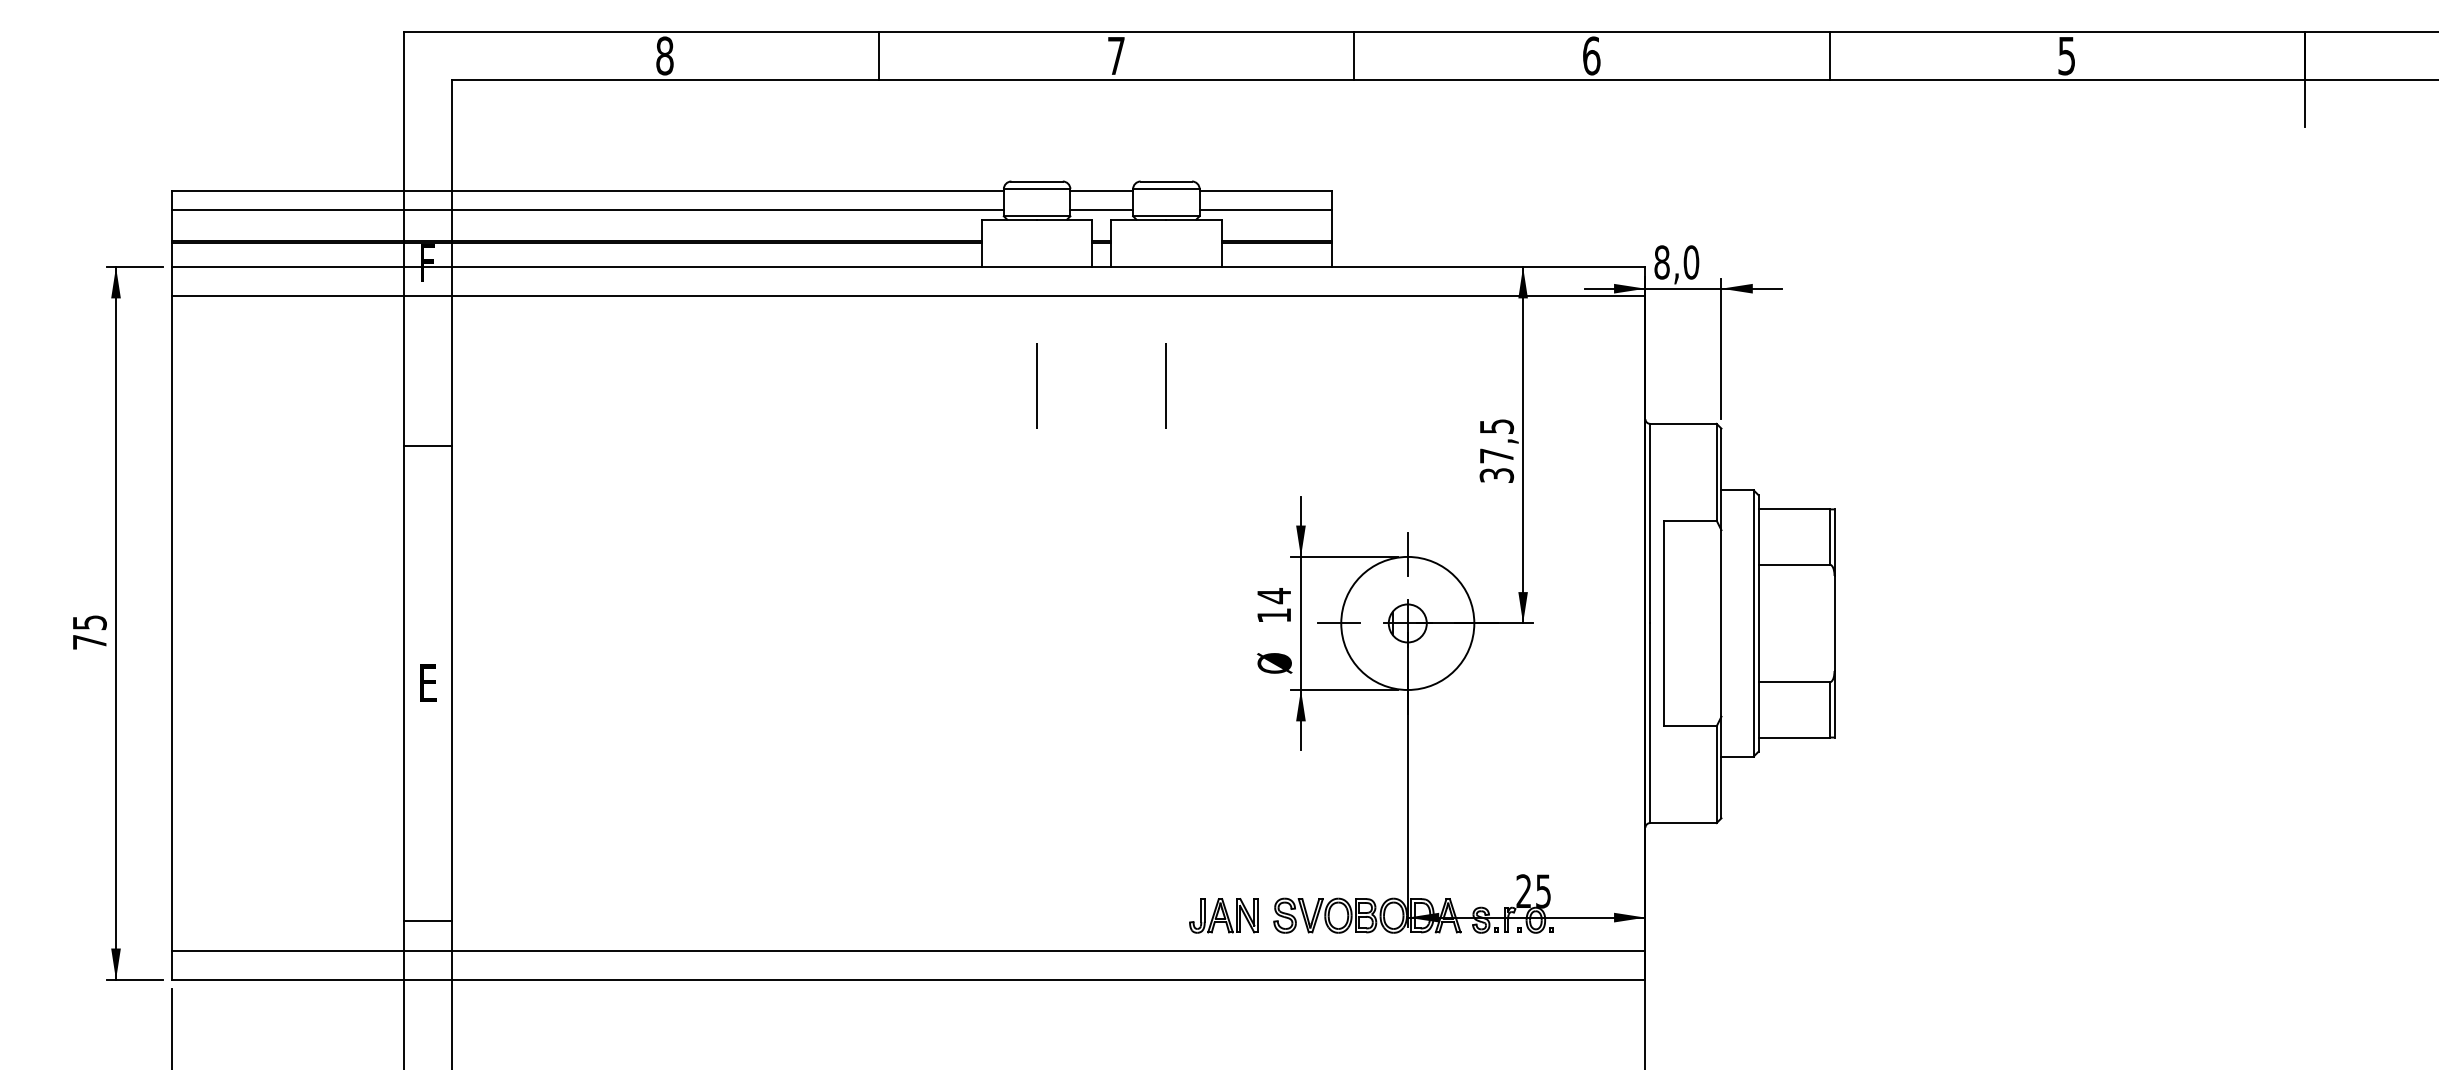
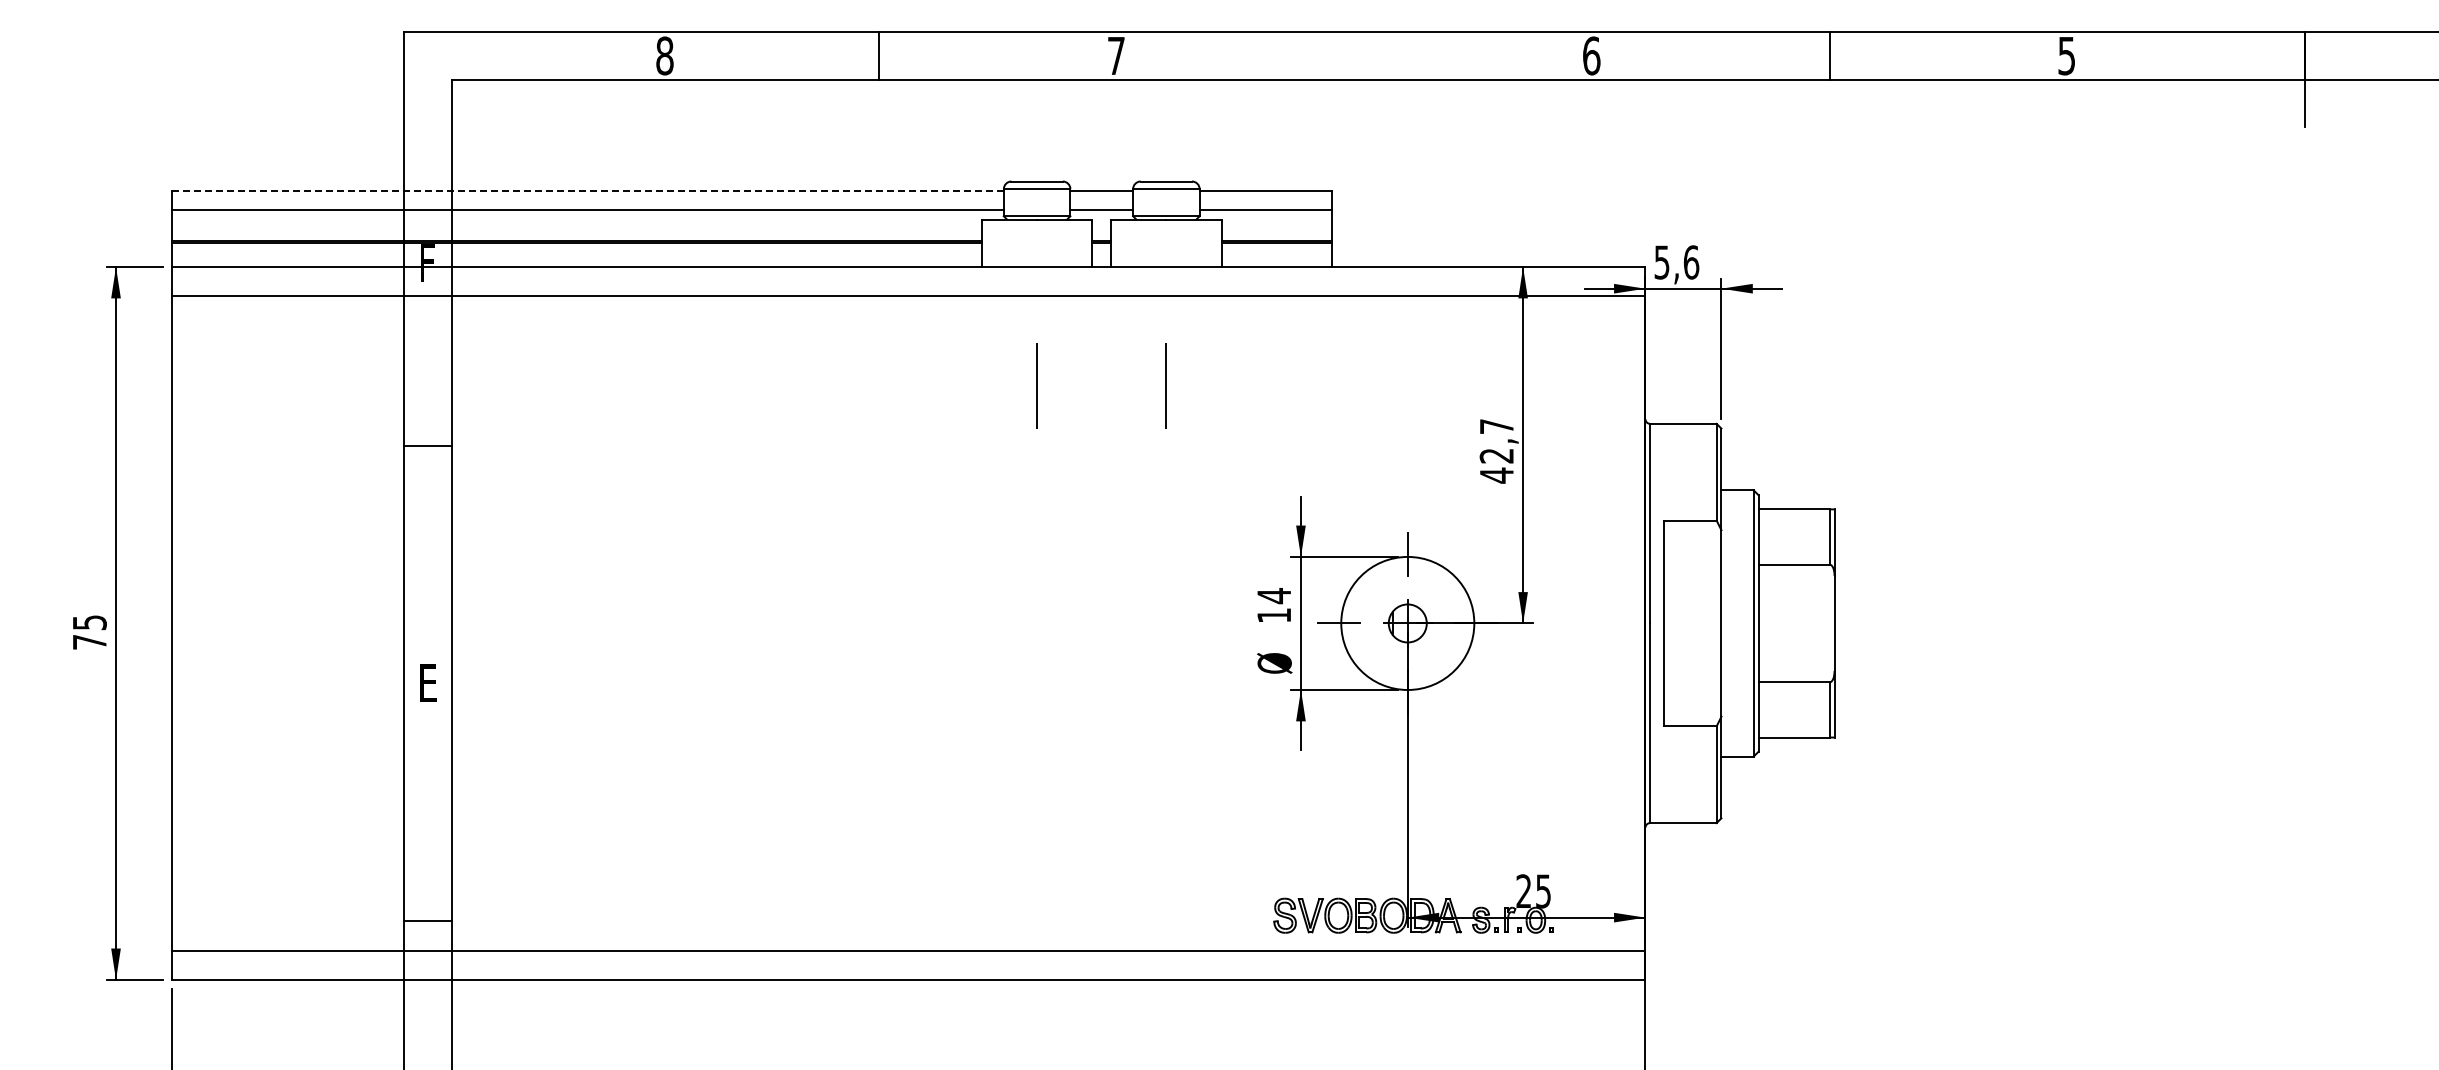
line: present -> none (1354, 55)
line: solid -> dashed (588, 191)
text: 8,0 -> 5,6 (1676, 262)
text: 37,5 -> 42,7 (1496, 451)
part: present -> none (1223, 915)
